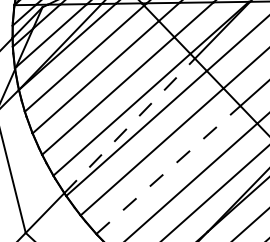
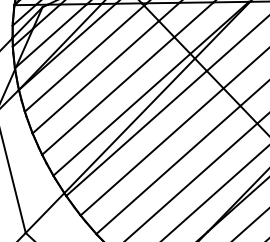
line: dashed -> solid (129, 125)
line: dashed -> solid (168, 169)
